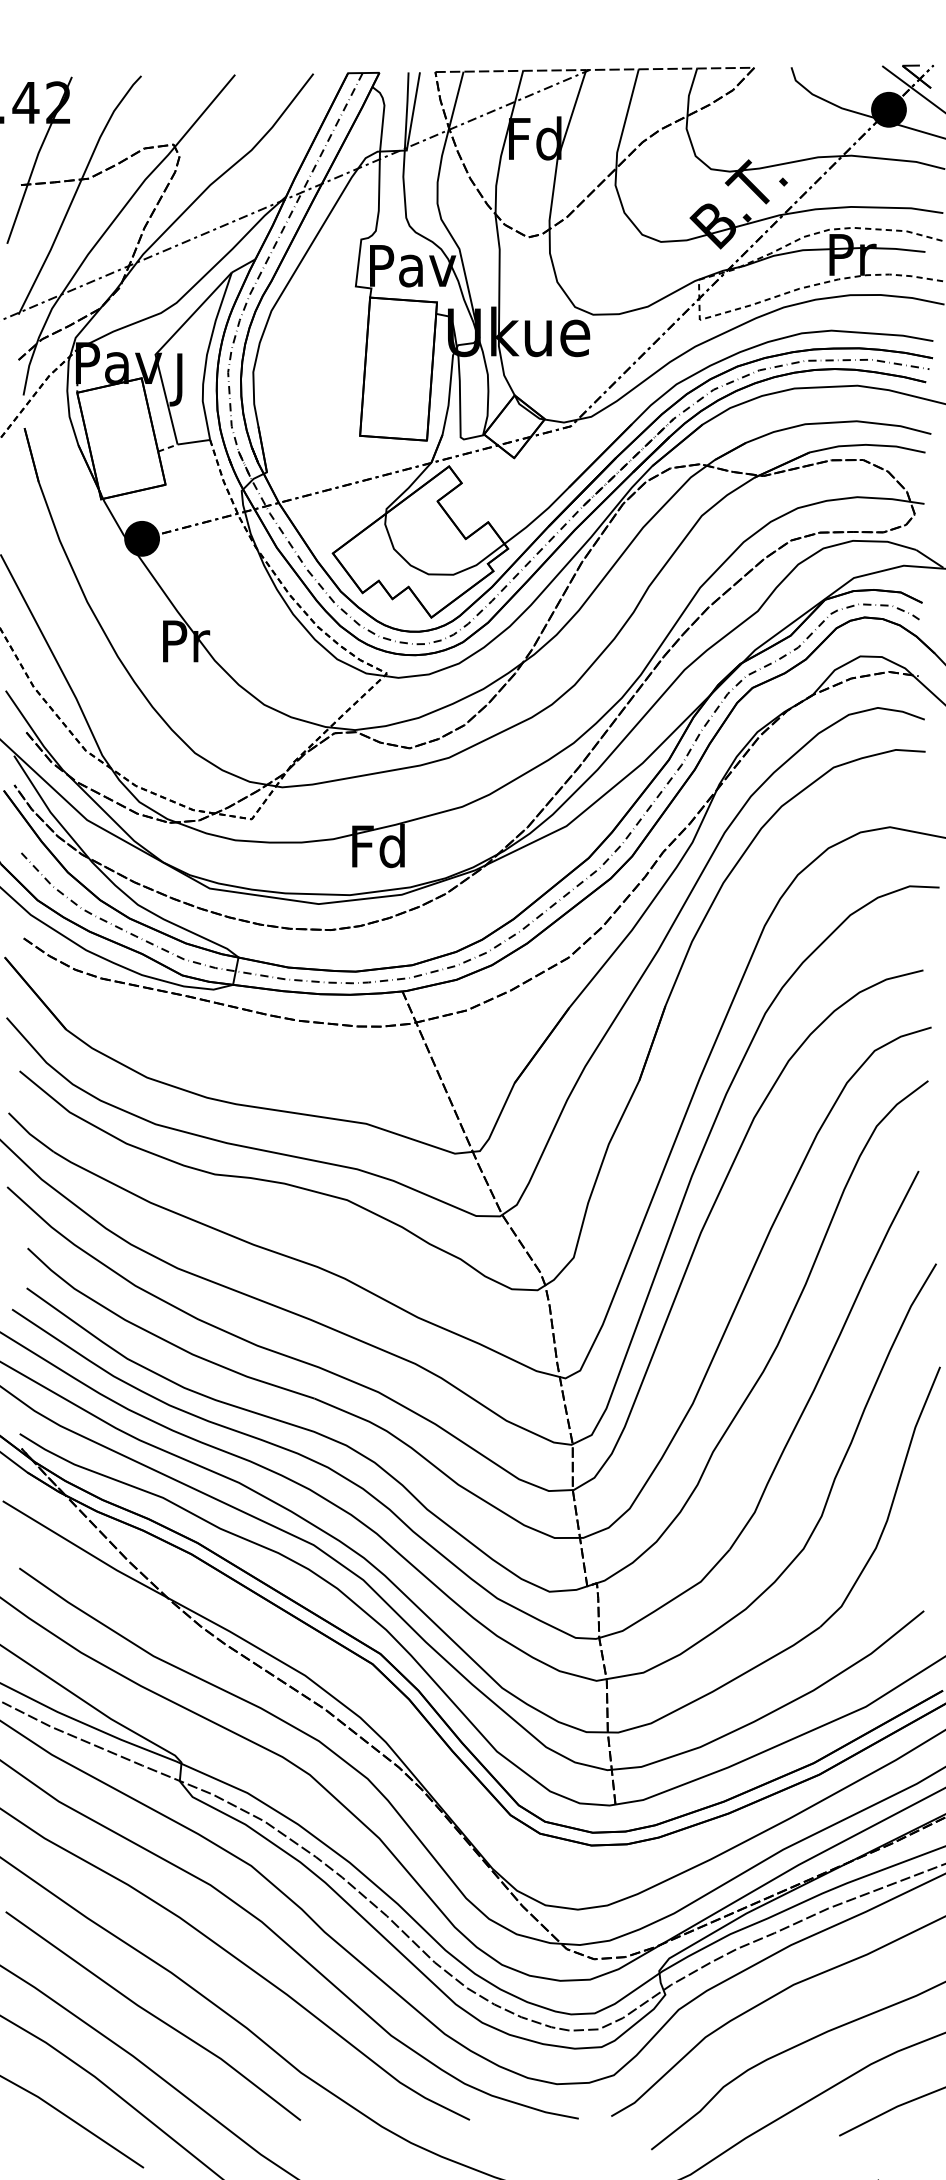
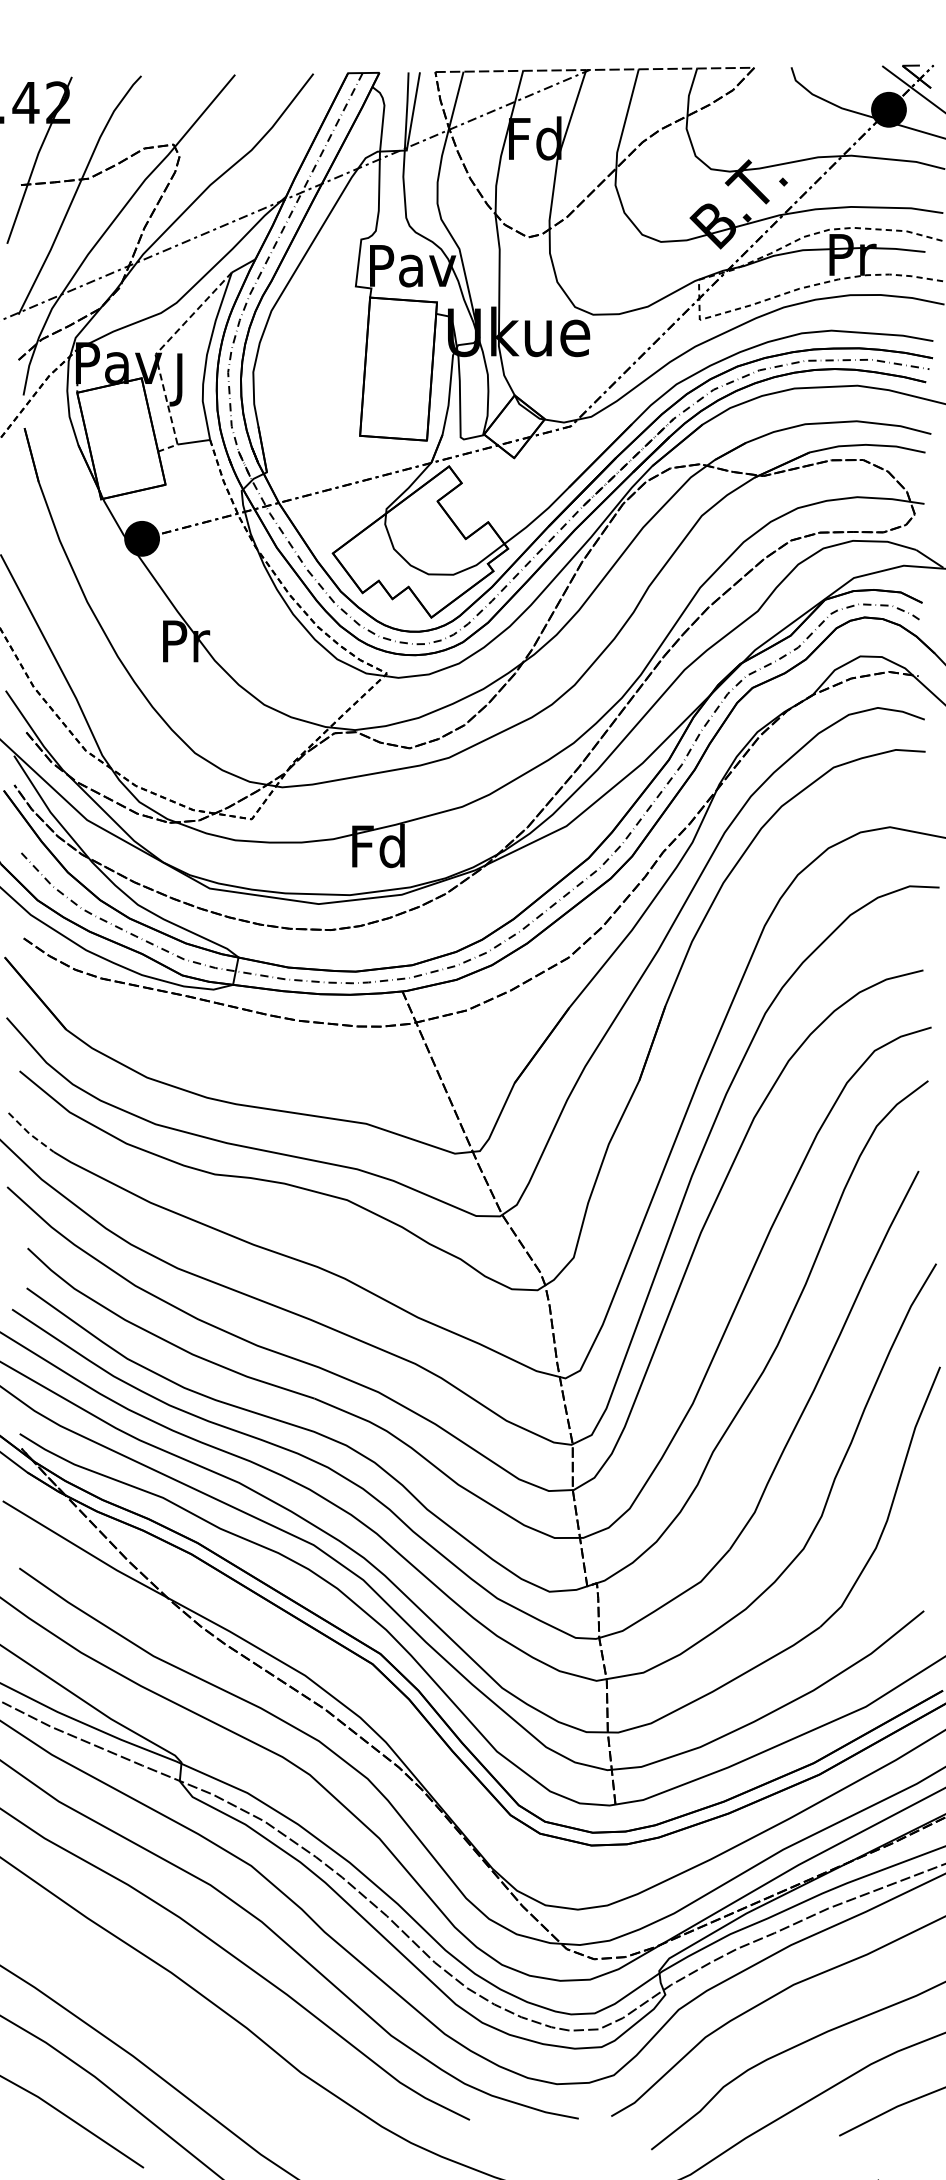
line: solid -> dashed (162, 347)
line: solid -> dashed (29, 1134)
line: present -> none (153, 2015)
